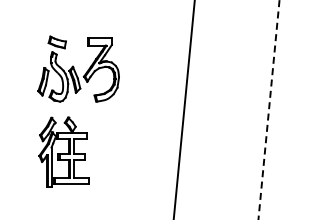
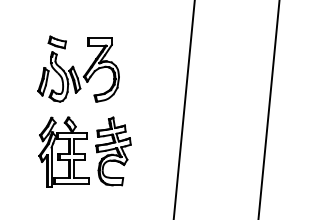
line: dashed -> solid (269, 109)
part: none -> present (113, 151)
